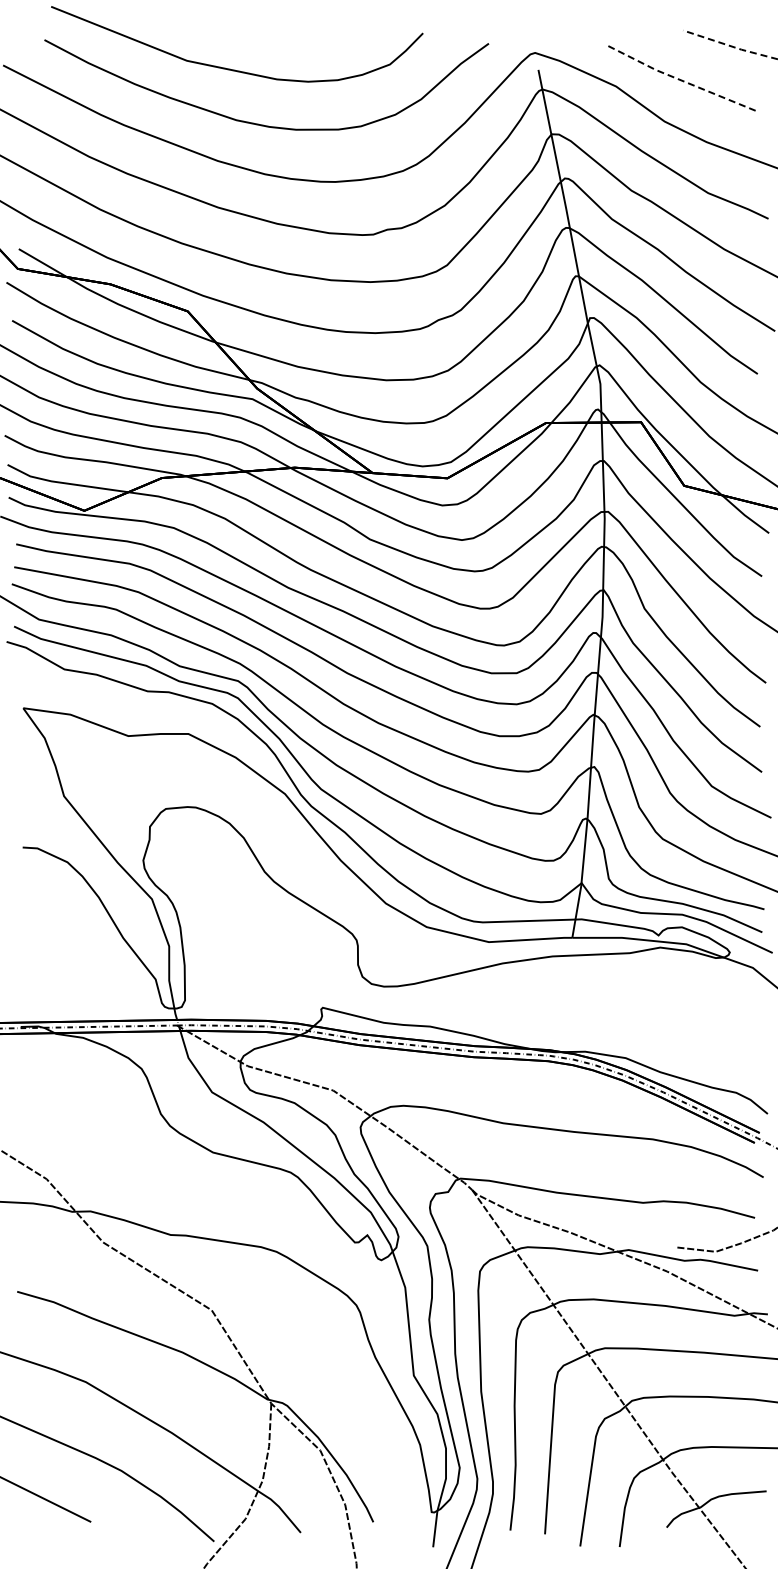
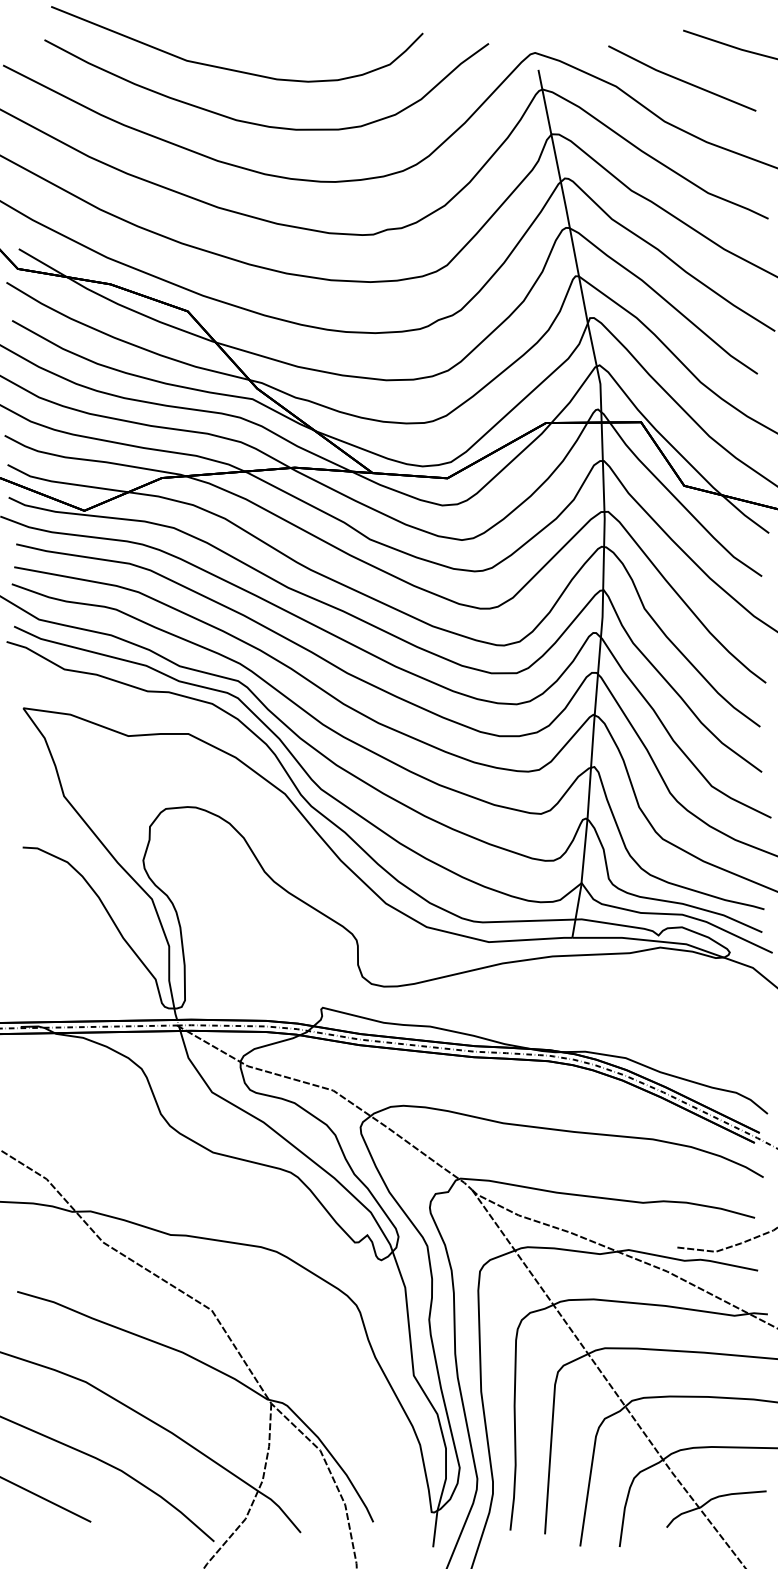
line: dashed -> solid (730, 46)
line: dashed -> solid (681, 80)
